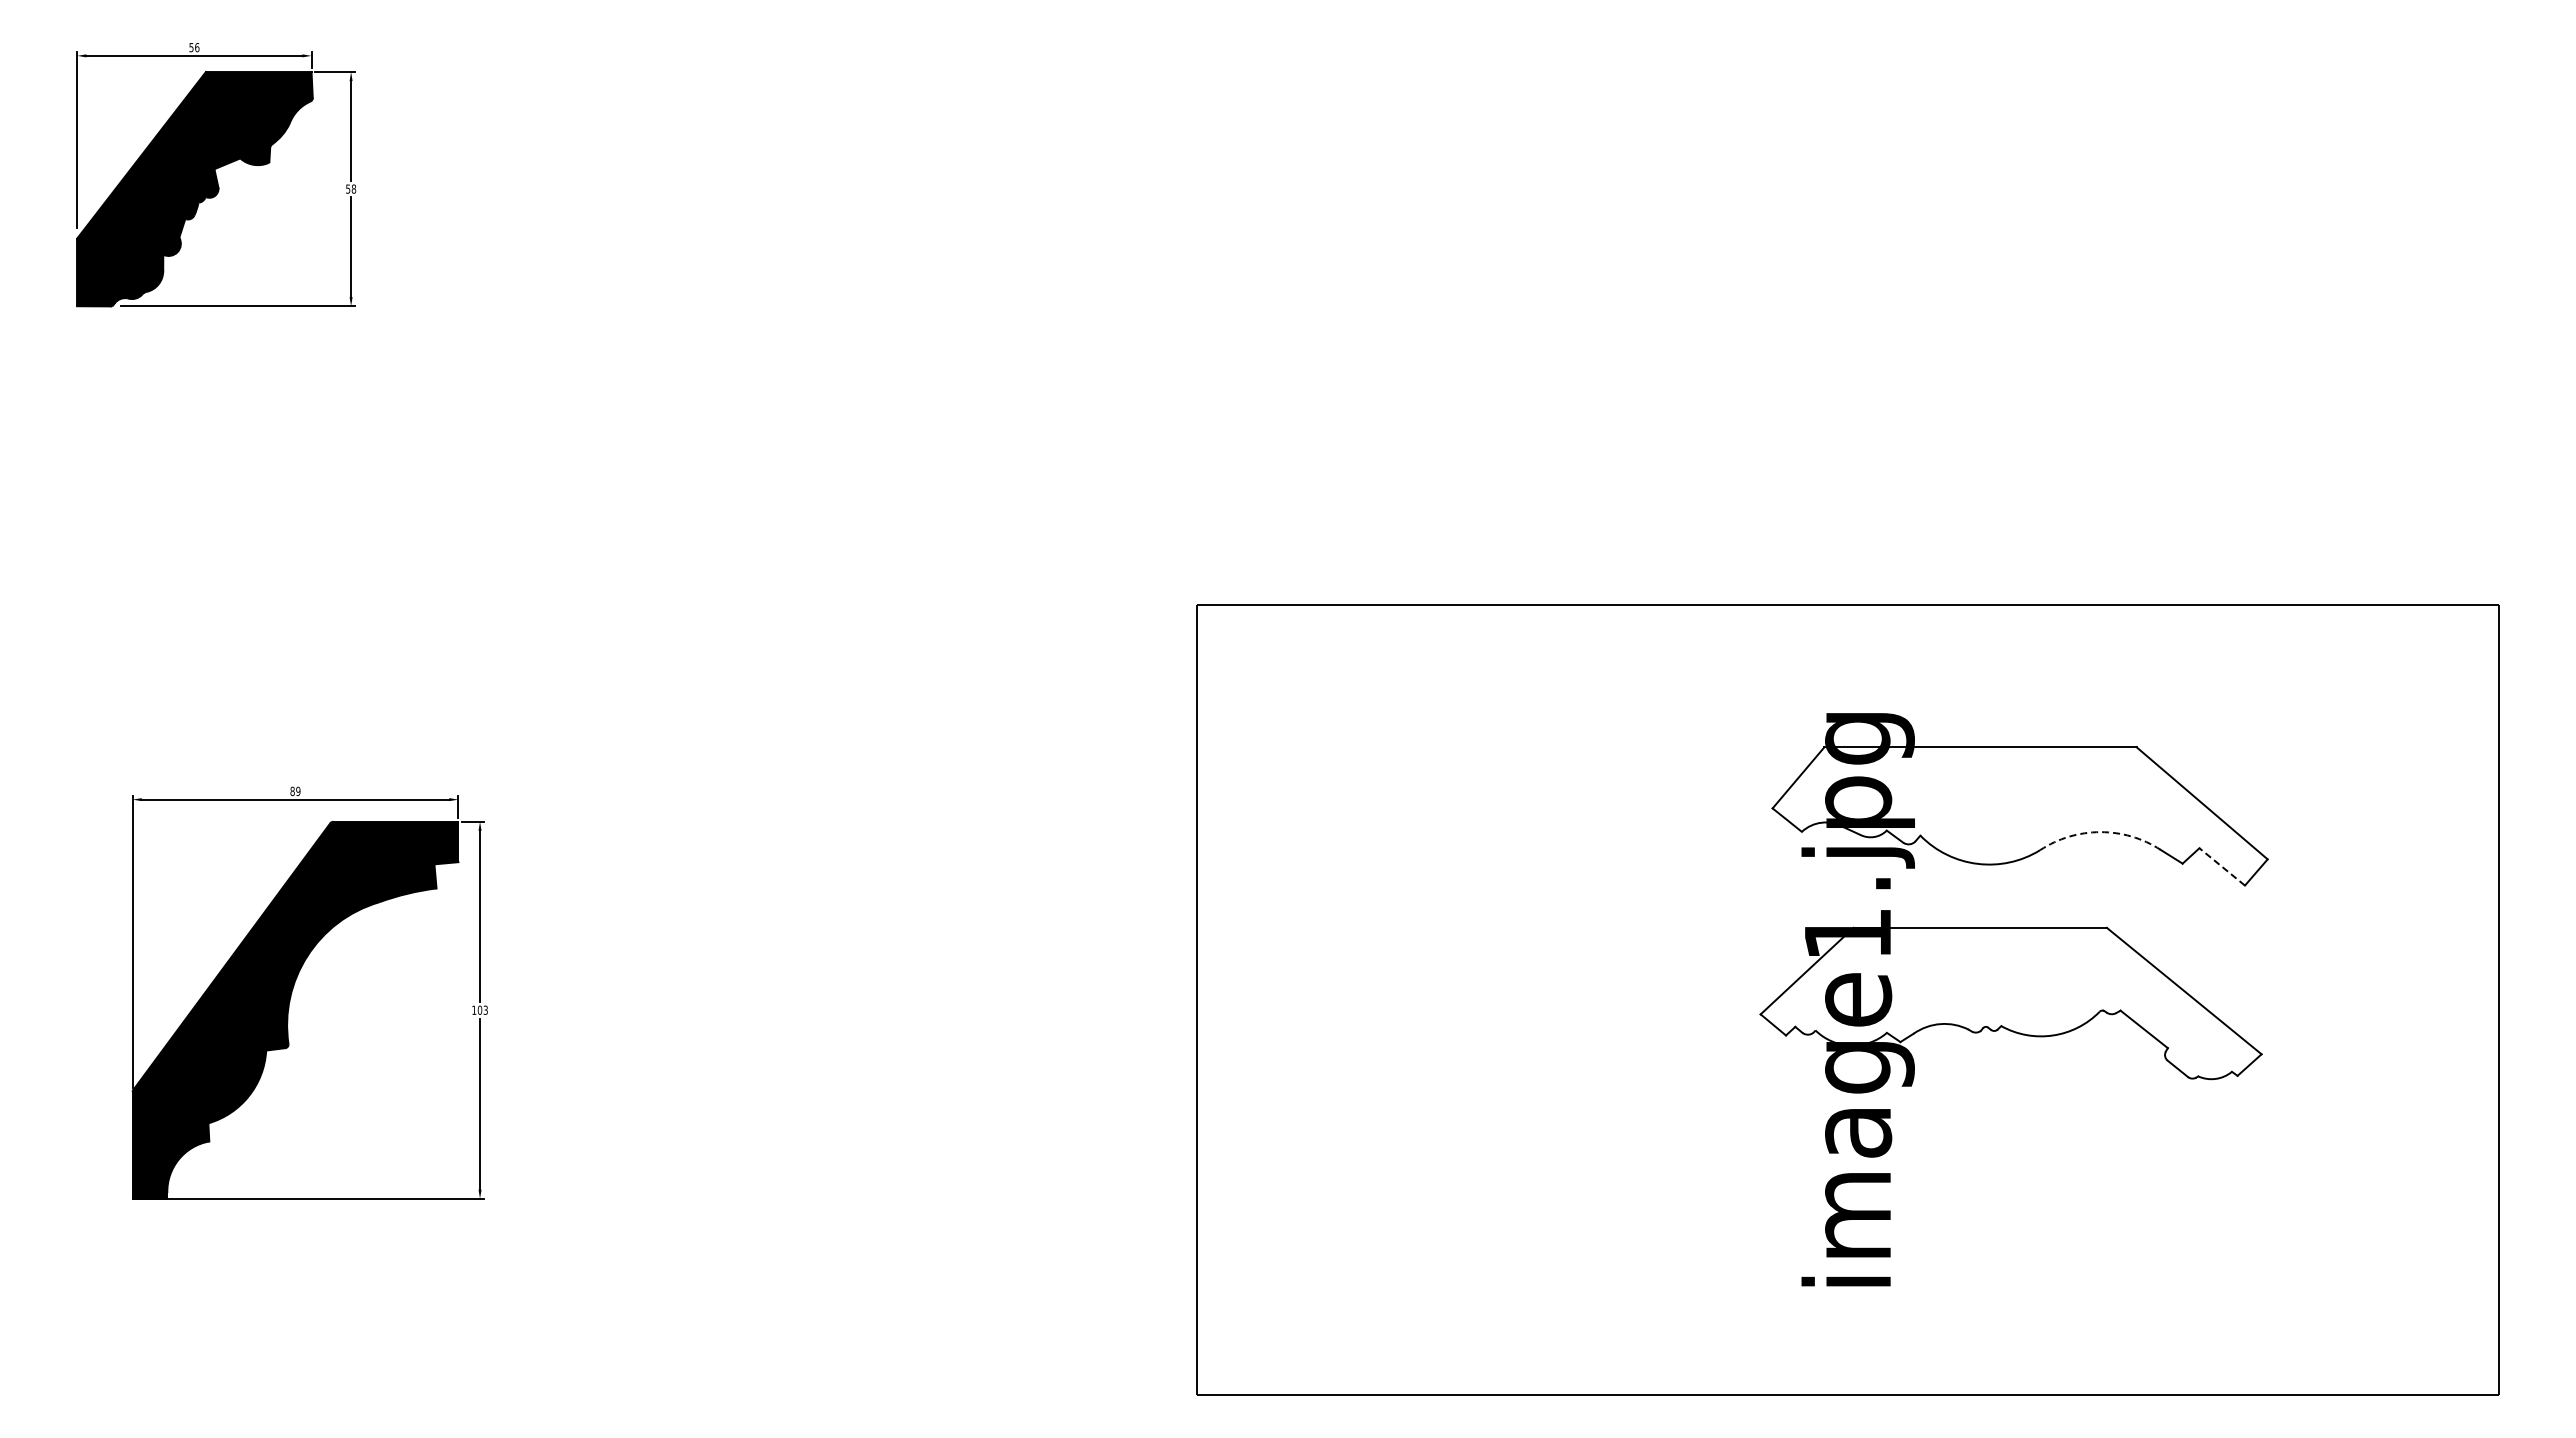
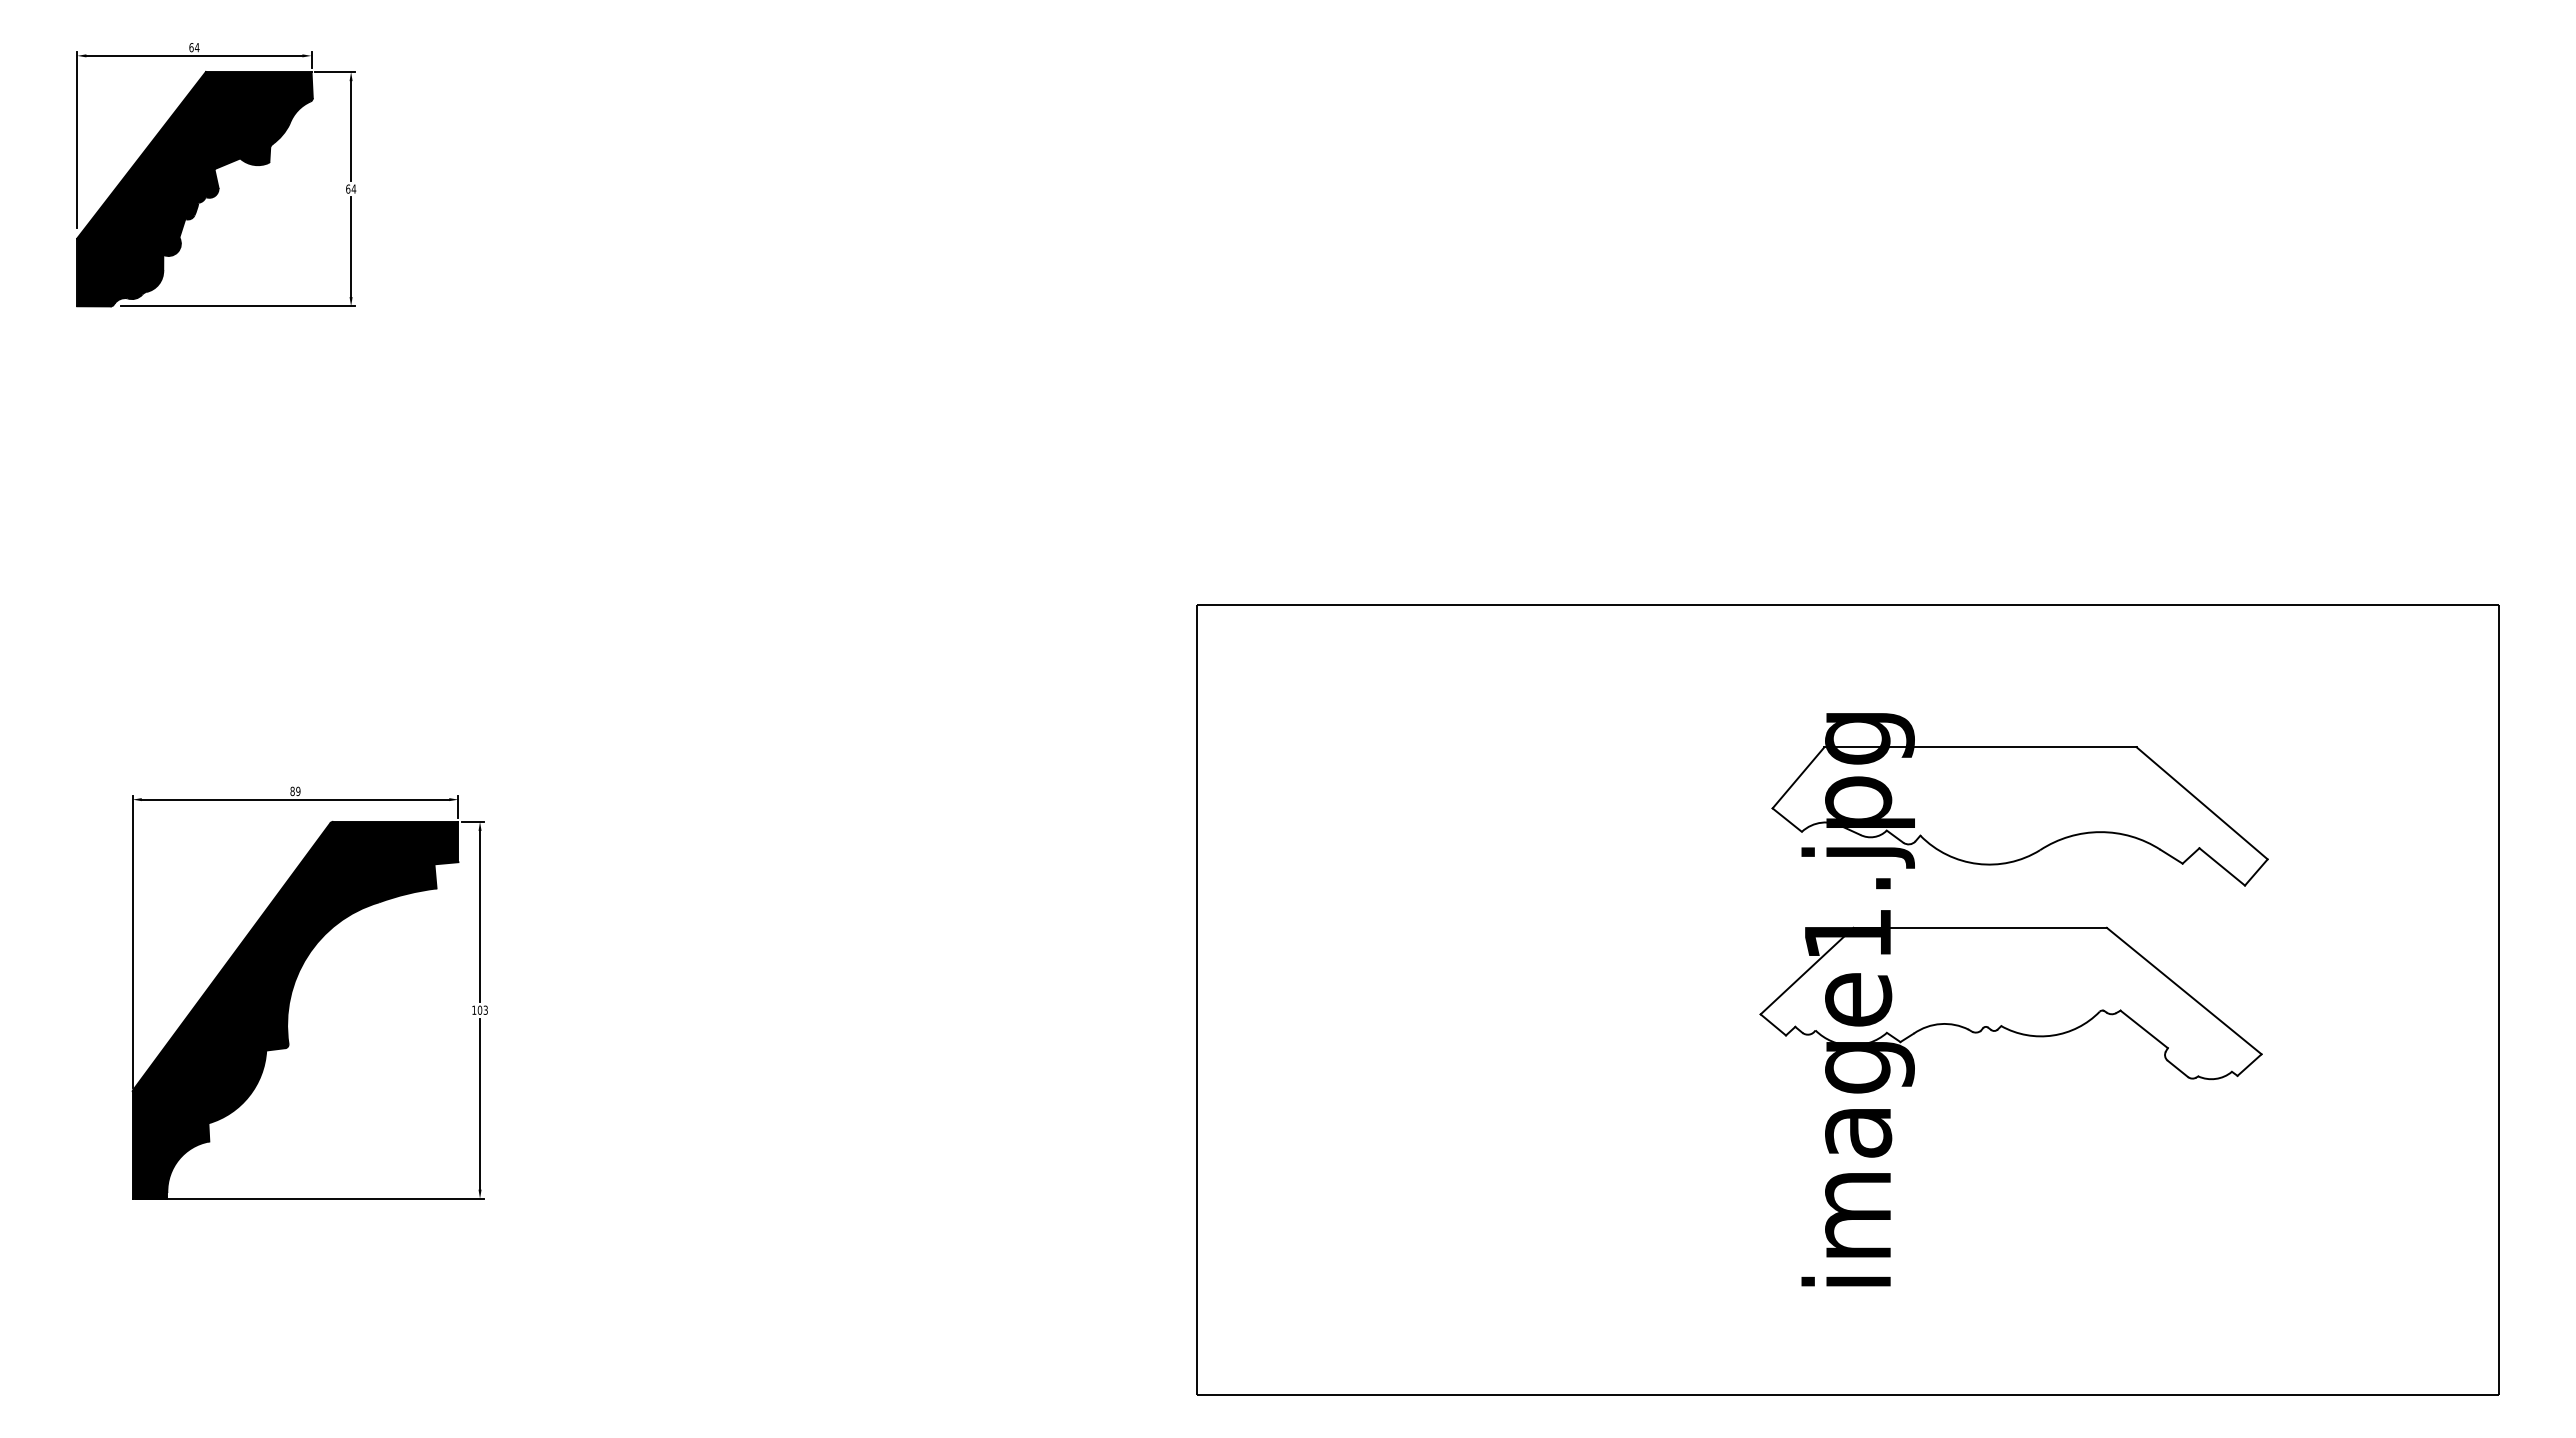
text: 56 -> 64 (194, 47)
text: 58 -> 64 (350, 188)
arc: dashed -> solid (2100, 832)
line: dashed -> solid (2221, 866)
